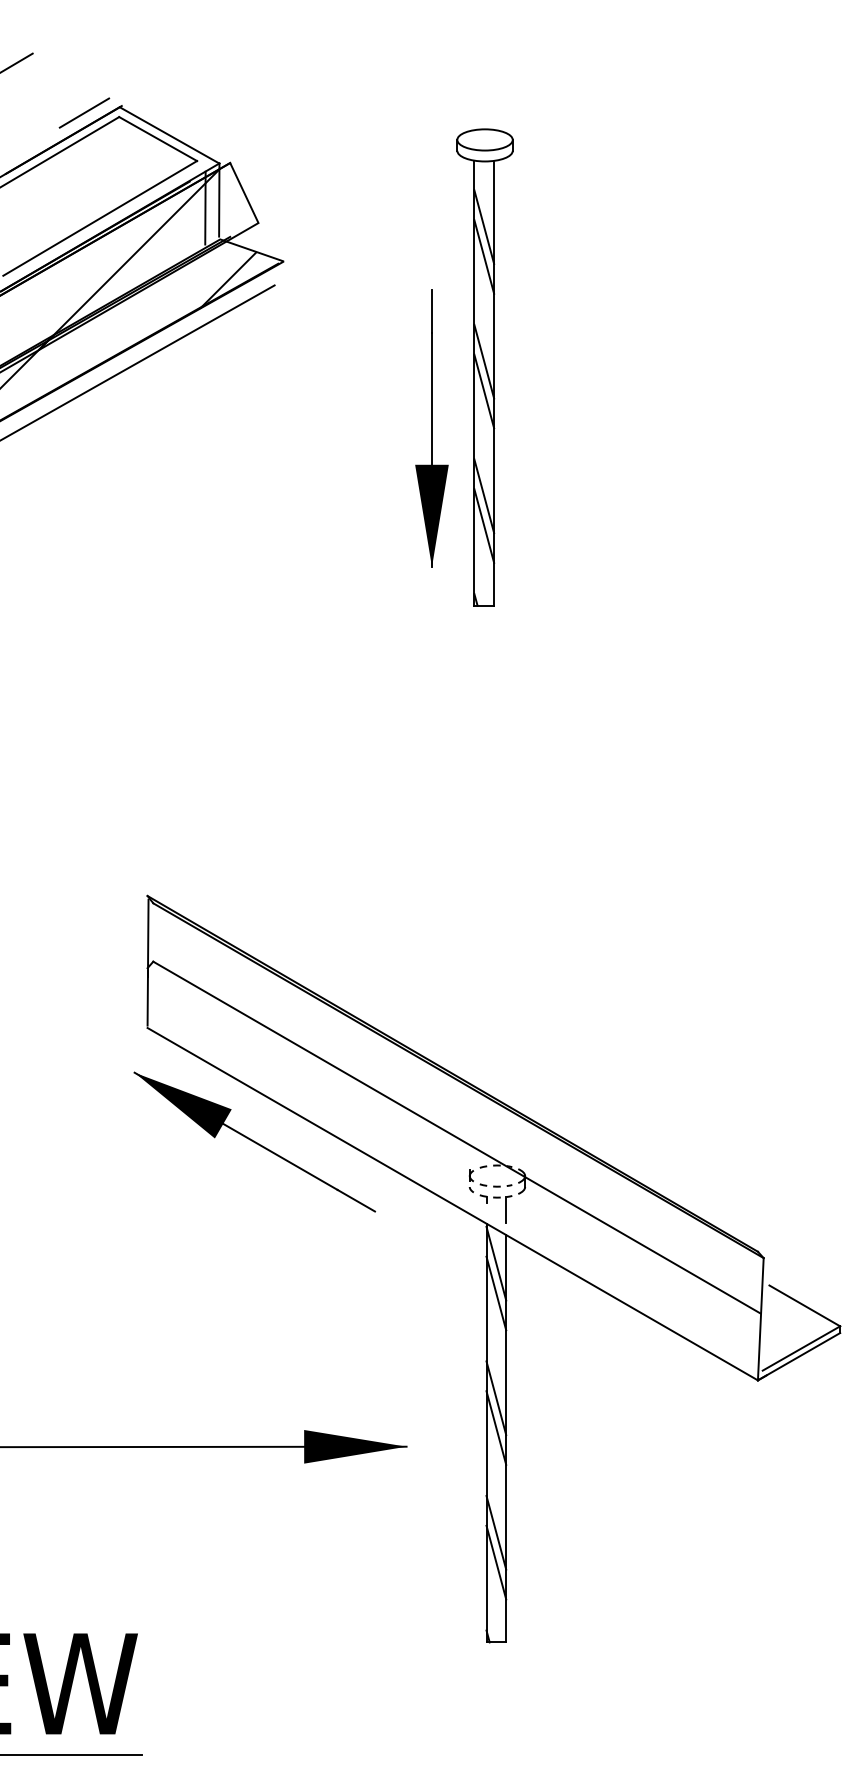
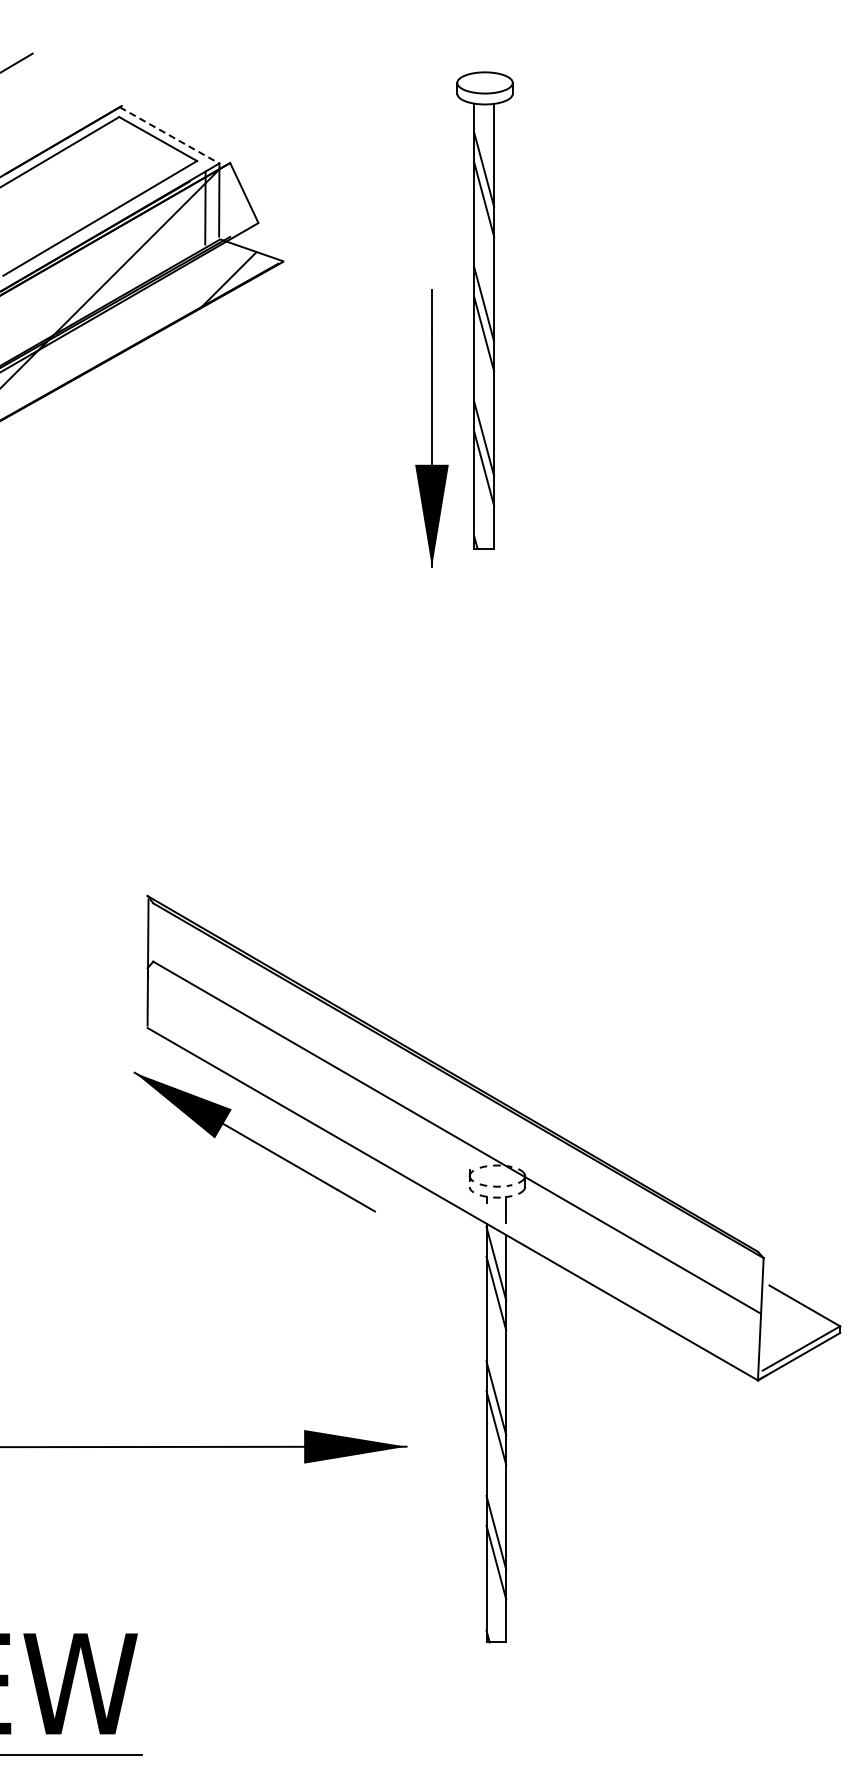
line: present -> none (84, 112)
line: solid -> dashed (170, 135)
line: present -> none (138, 362)
part position: (484, 367) -> (484, 310) (484, 310)
